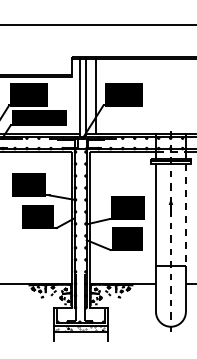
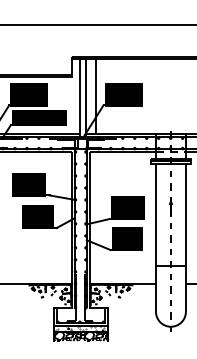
line: dashed -> solid (185, 215)
hatch: none -> present (80, 336)
